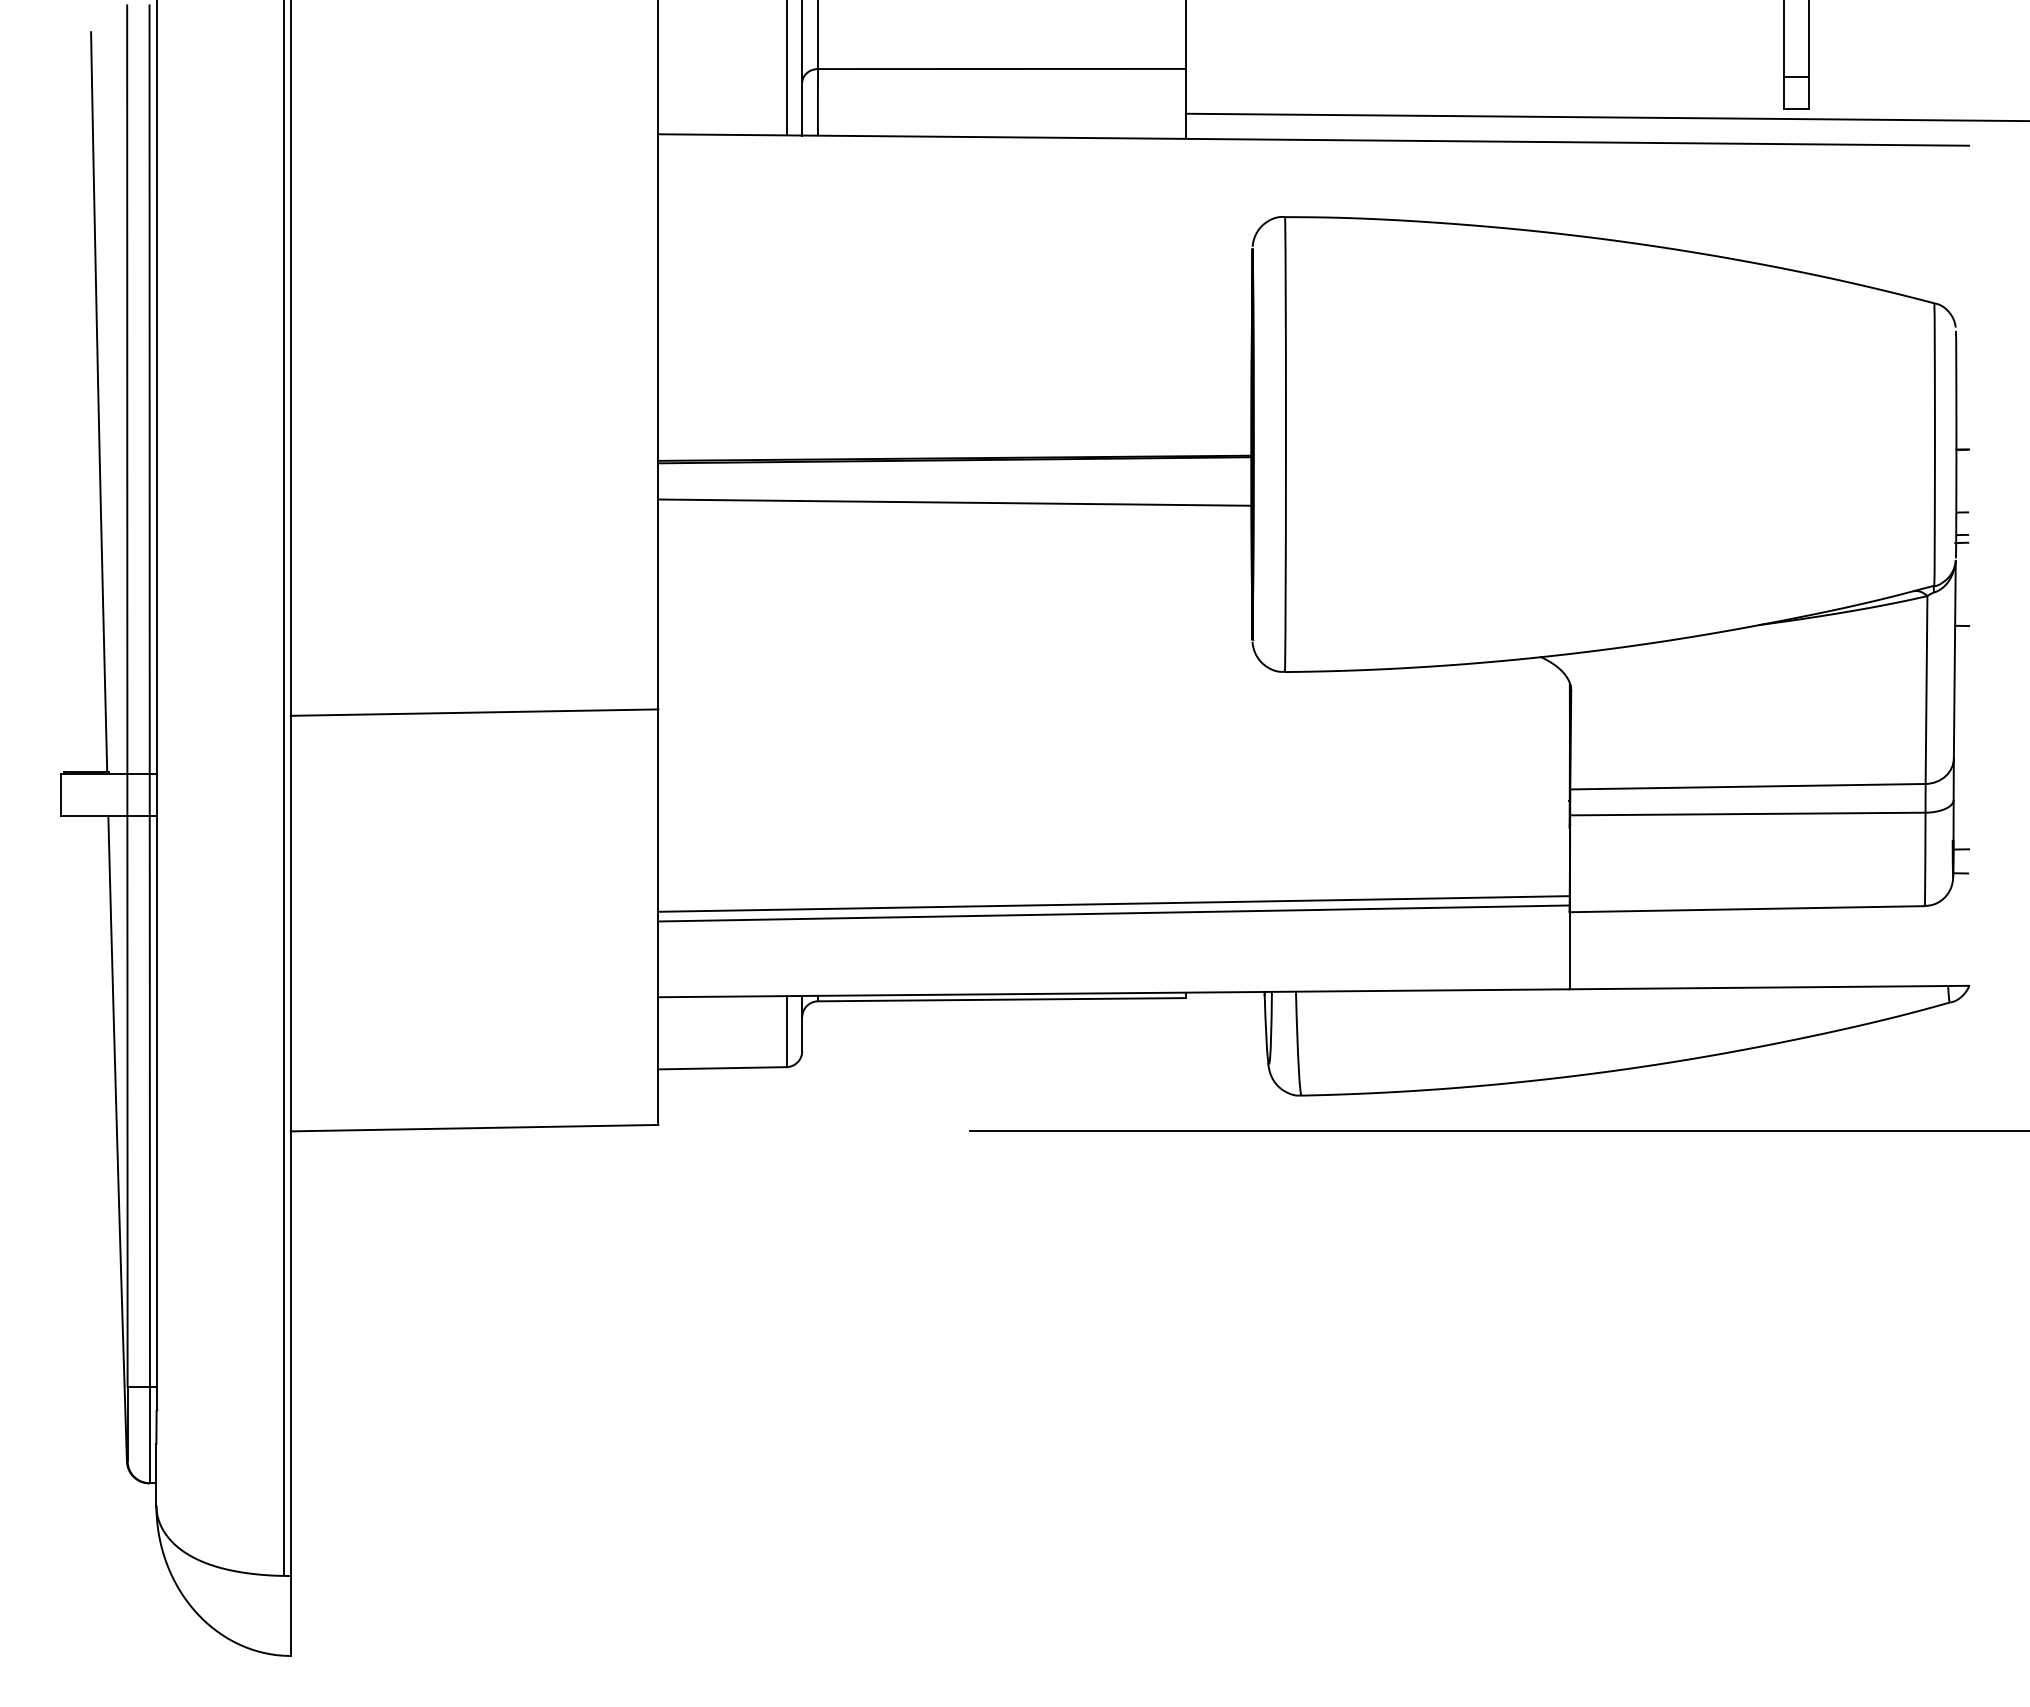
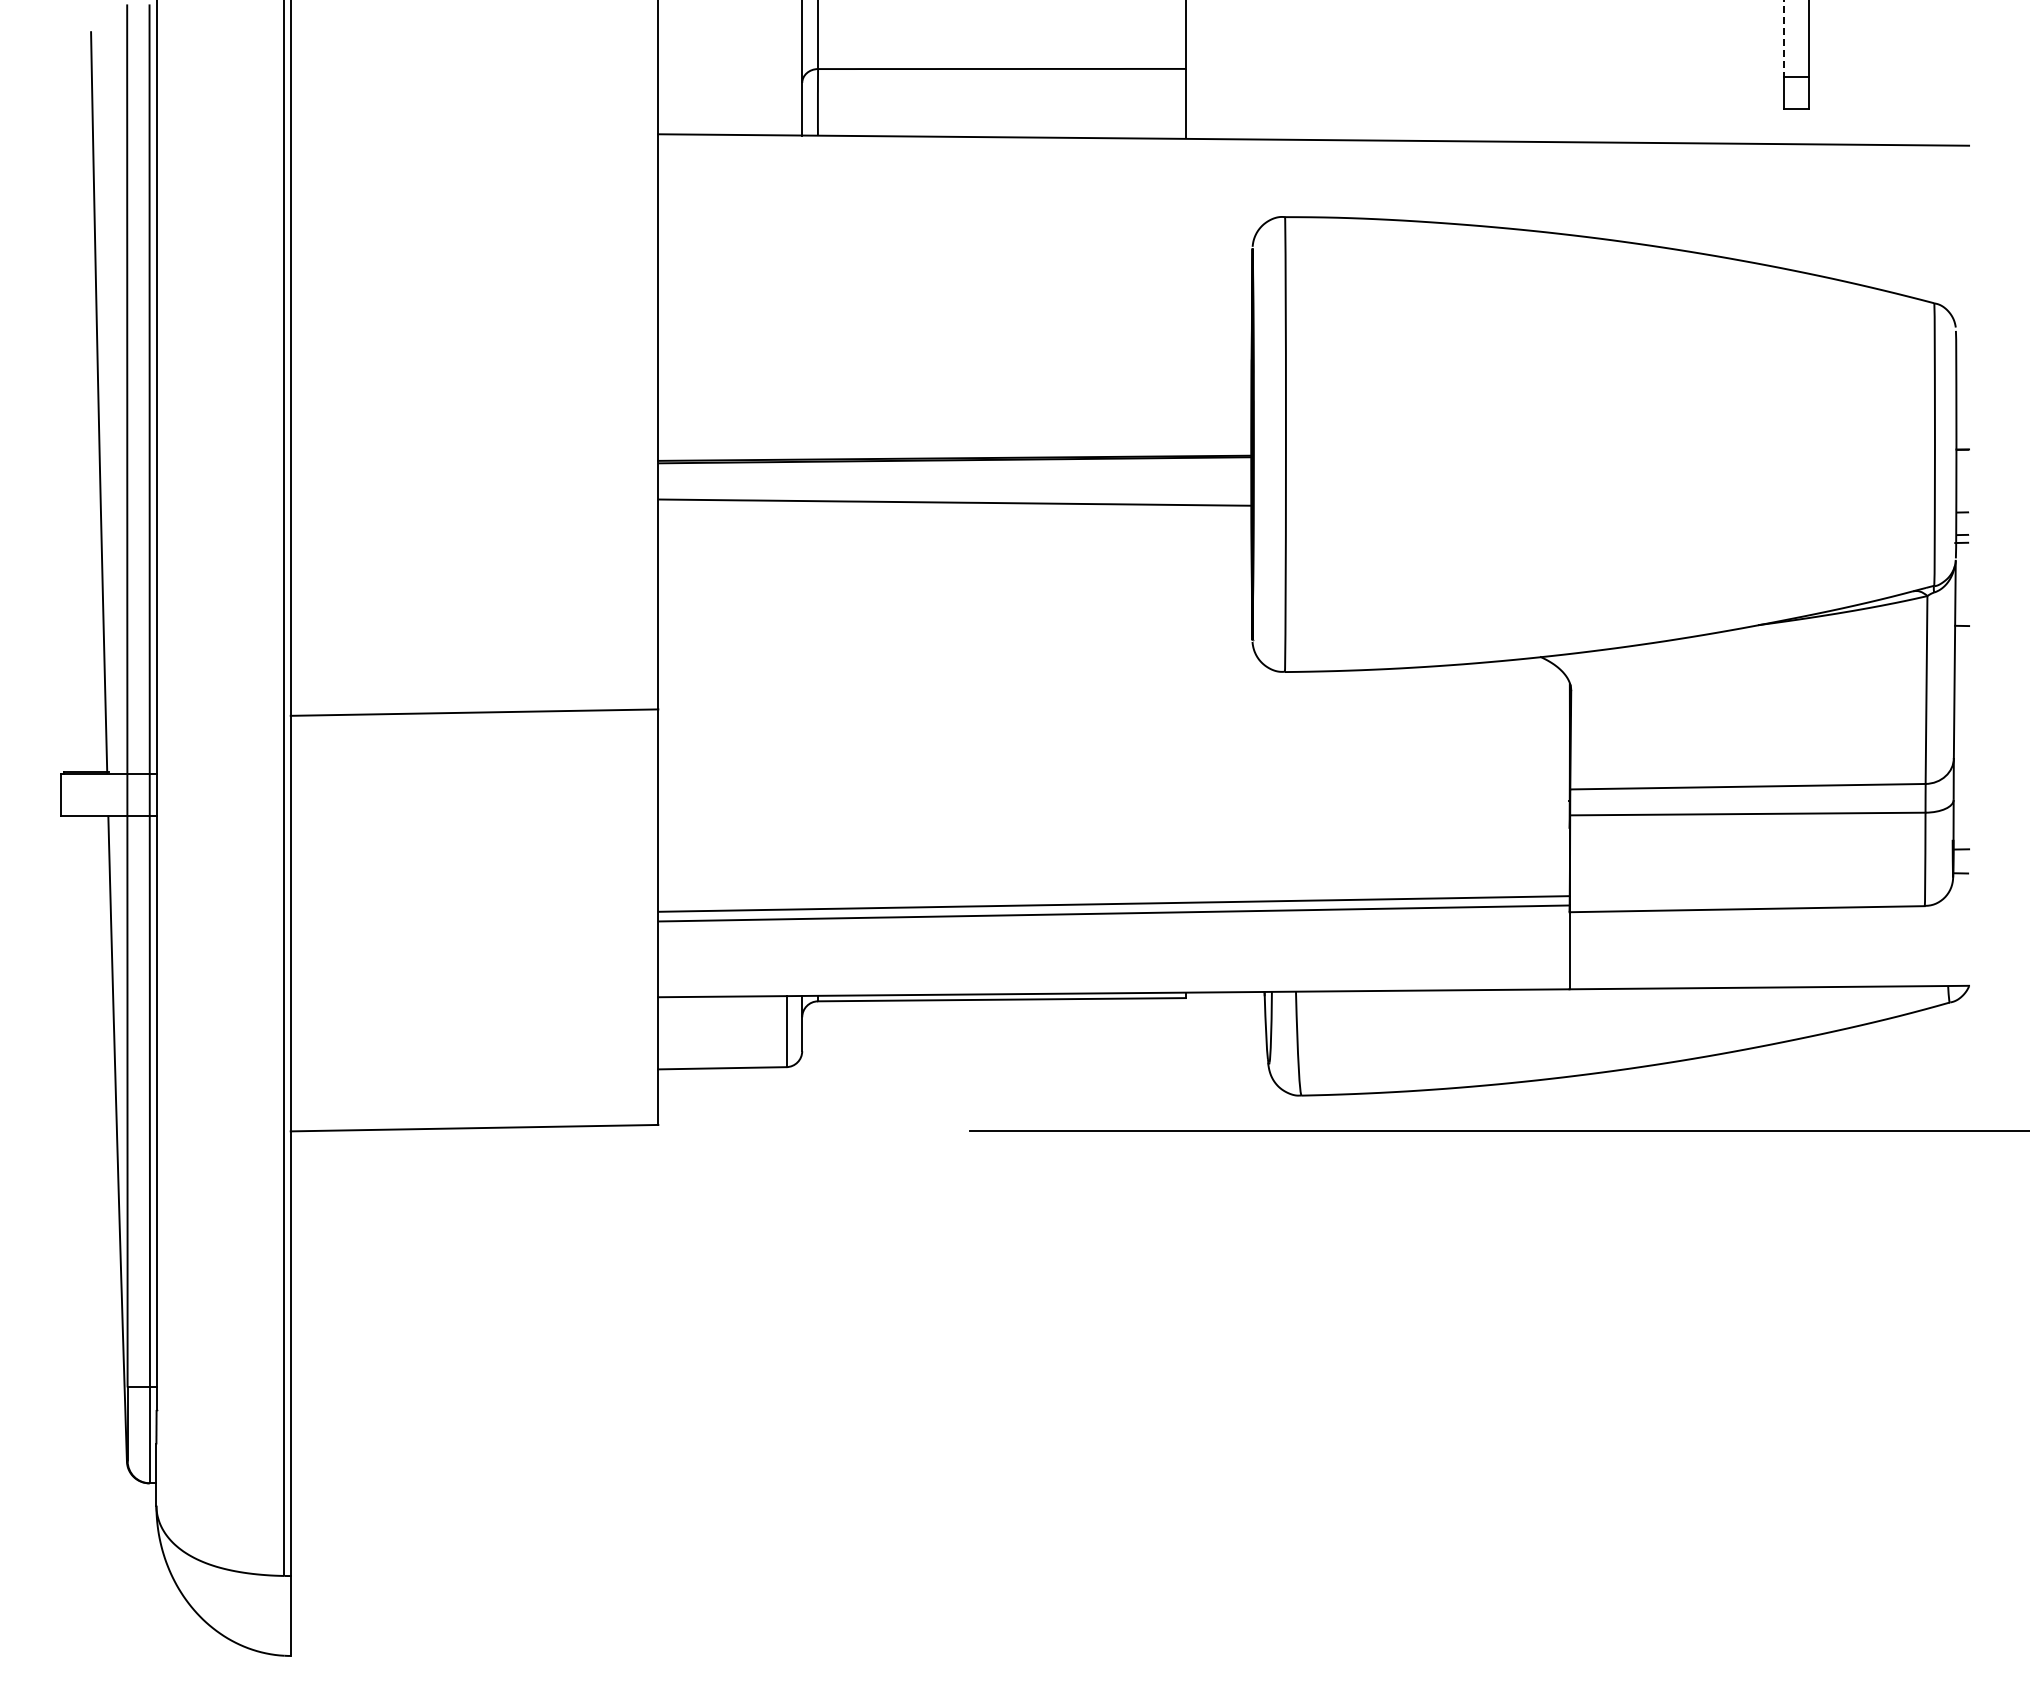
line: solid -> dashed (1783, 38)
line: present -> none (786, 68)
line: present -> none (1605, 117)
